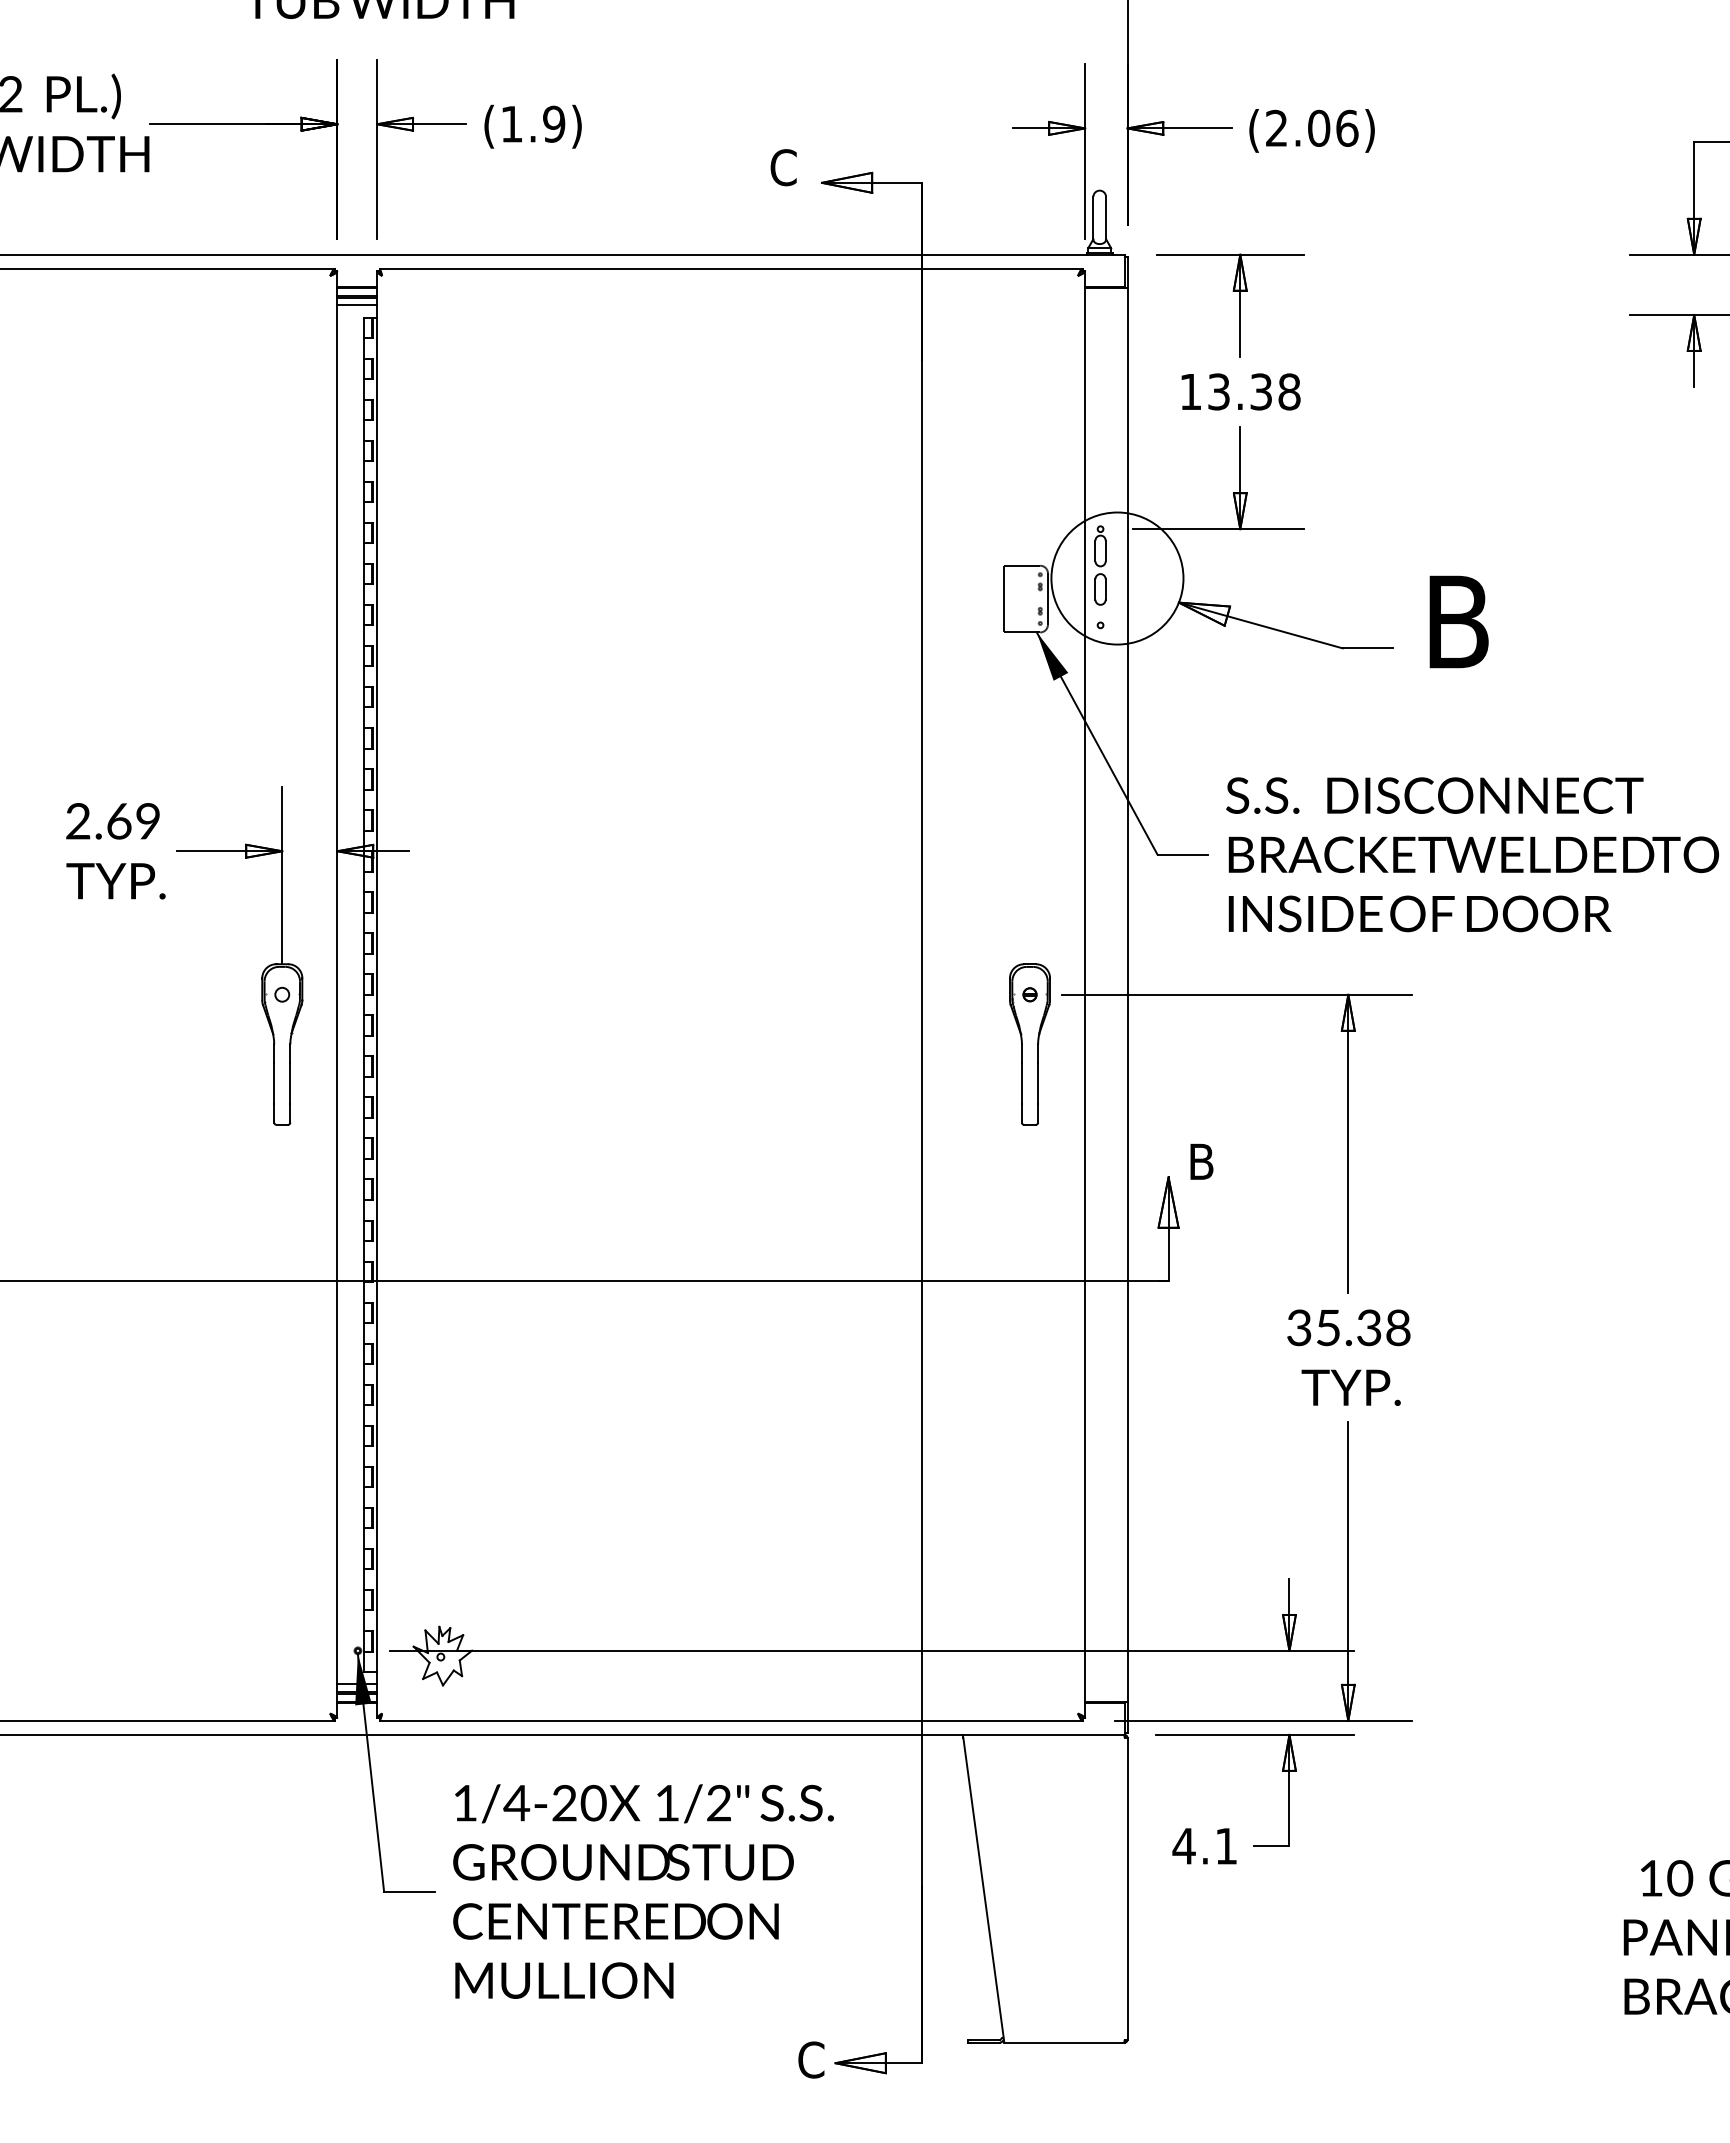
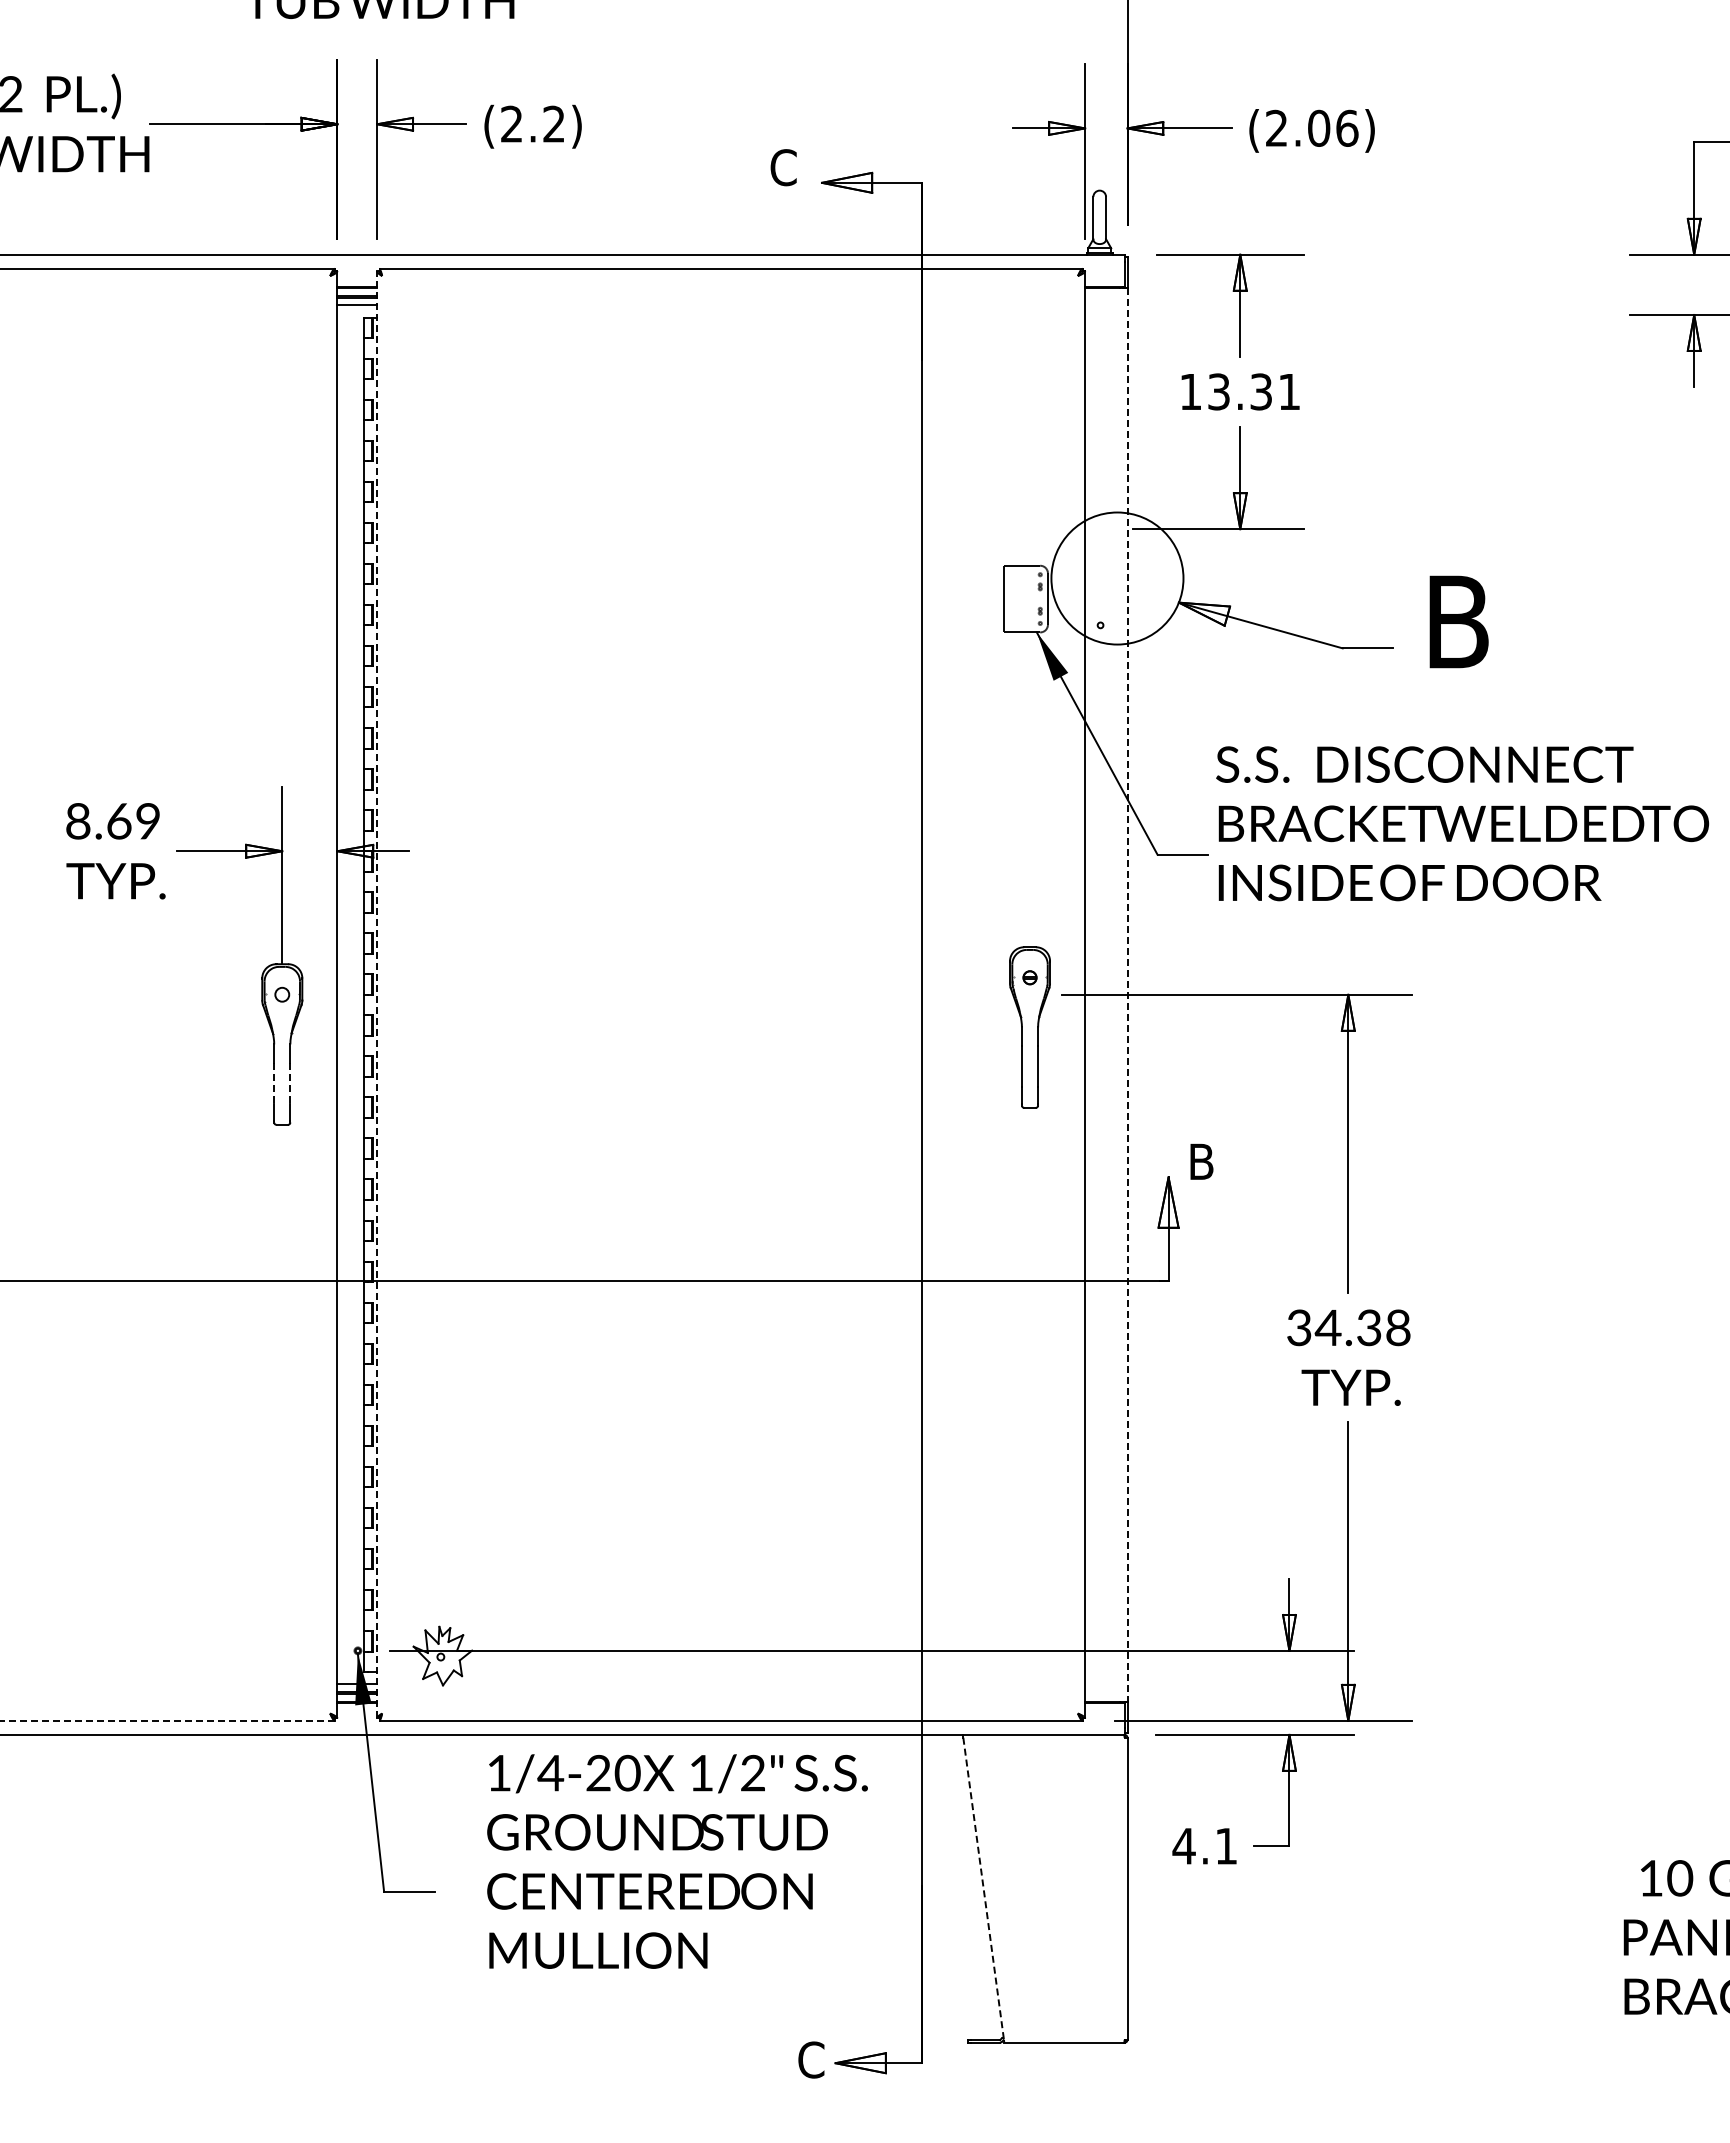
text: (1.9) -> (2.2) (533, 123)
text: 13.38 -> 13.31 (1289, 391)
part: present -> none (1100, 565)
text: 2.69 -> 8.69 (78, 821)
text position: (1472, 854) -> (1462, 823) (1462, 823)
line: solid -> dashed (377, 994)
line: solid -> dashed (1127, 994)
part position: (1029, 1044) -> (1029, 1027) (1029, 1027)
line: solid -> dashed (274, 1084)
line: solid -> dashed (290, 1084)
text: 35.38 -> 34.38 (1327, 1328)
line: solid -> dashed (167, 1720)
line: solid -> dashed (983, 1889)
text position: (643, 1891) -> (677, 1861) (677, 1861)
